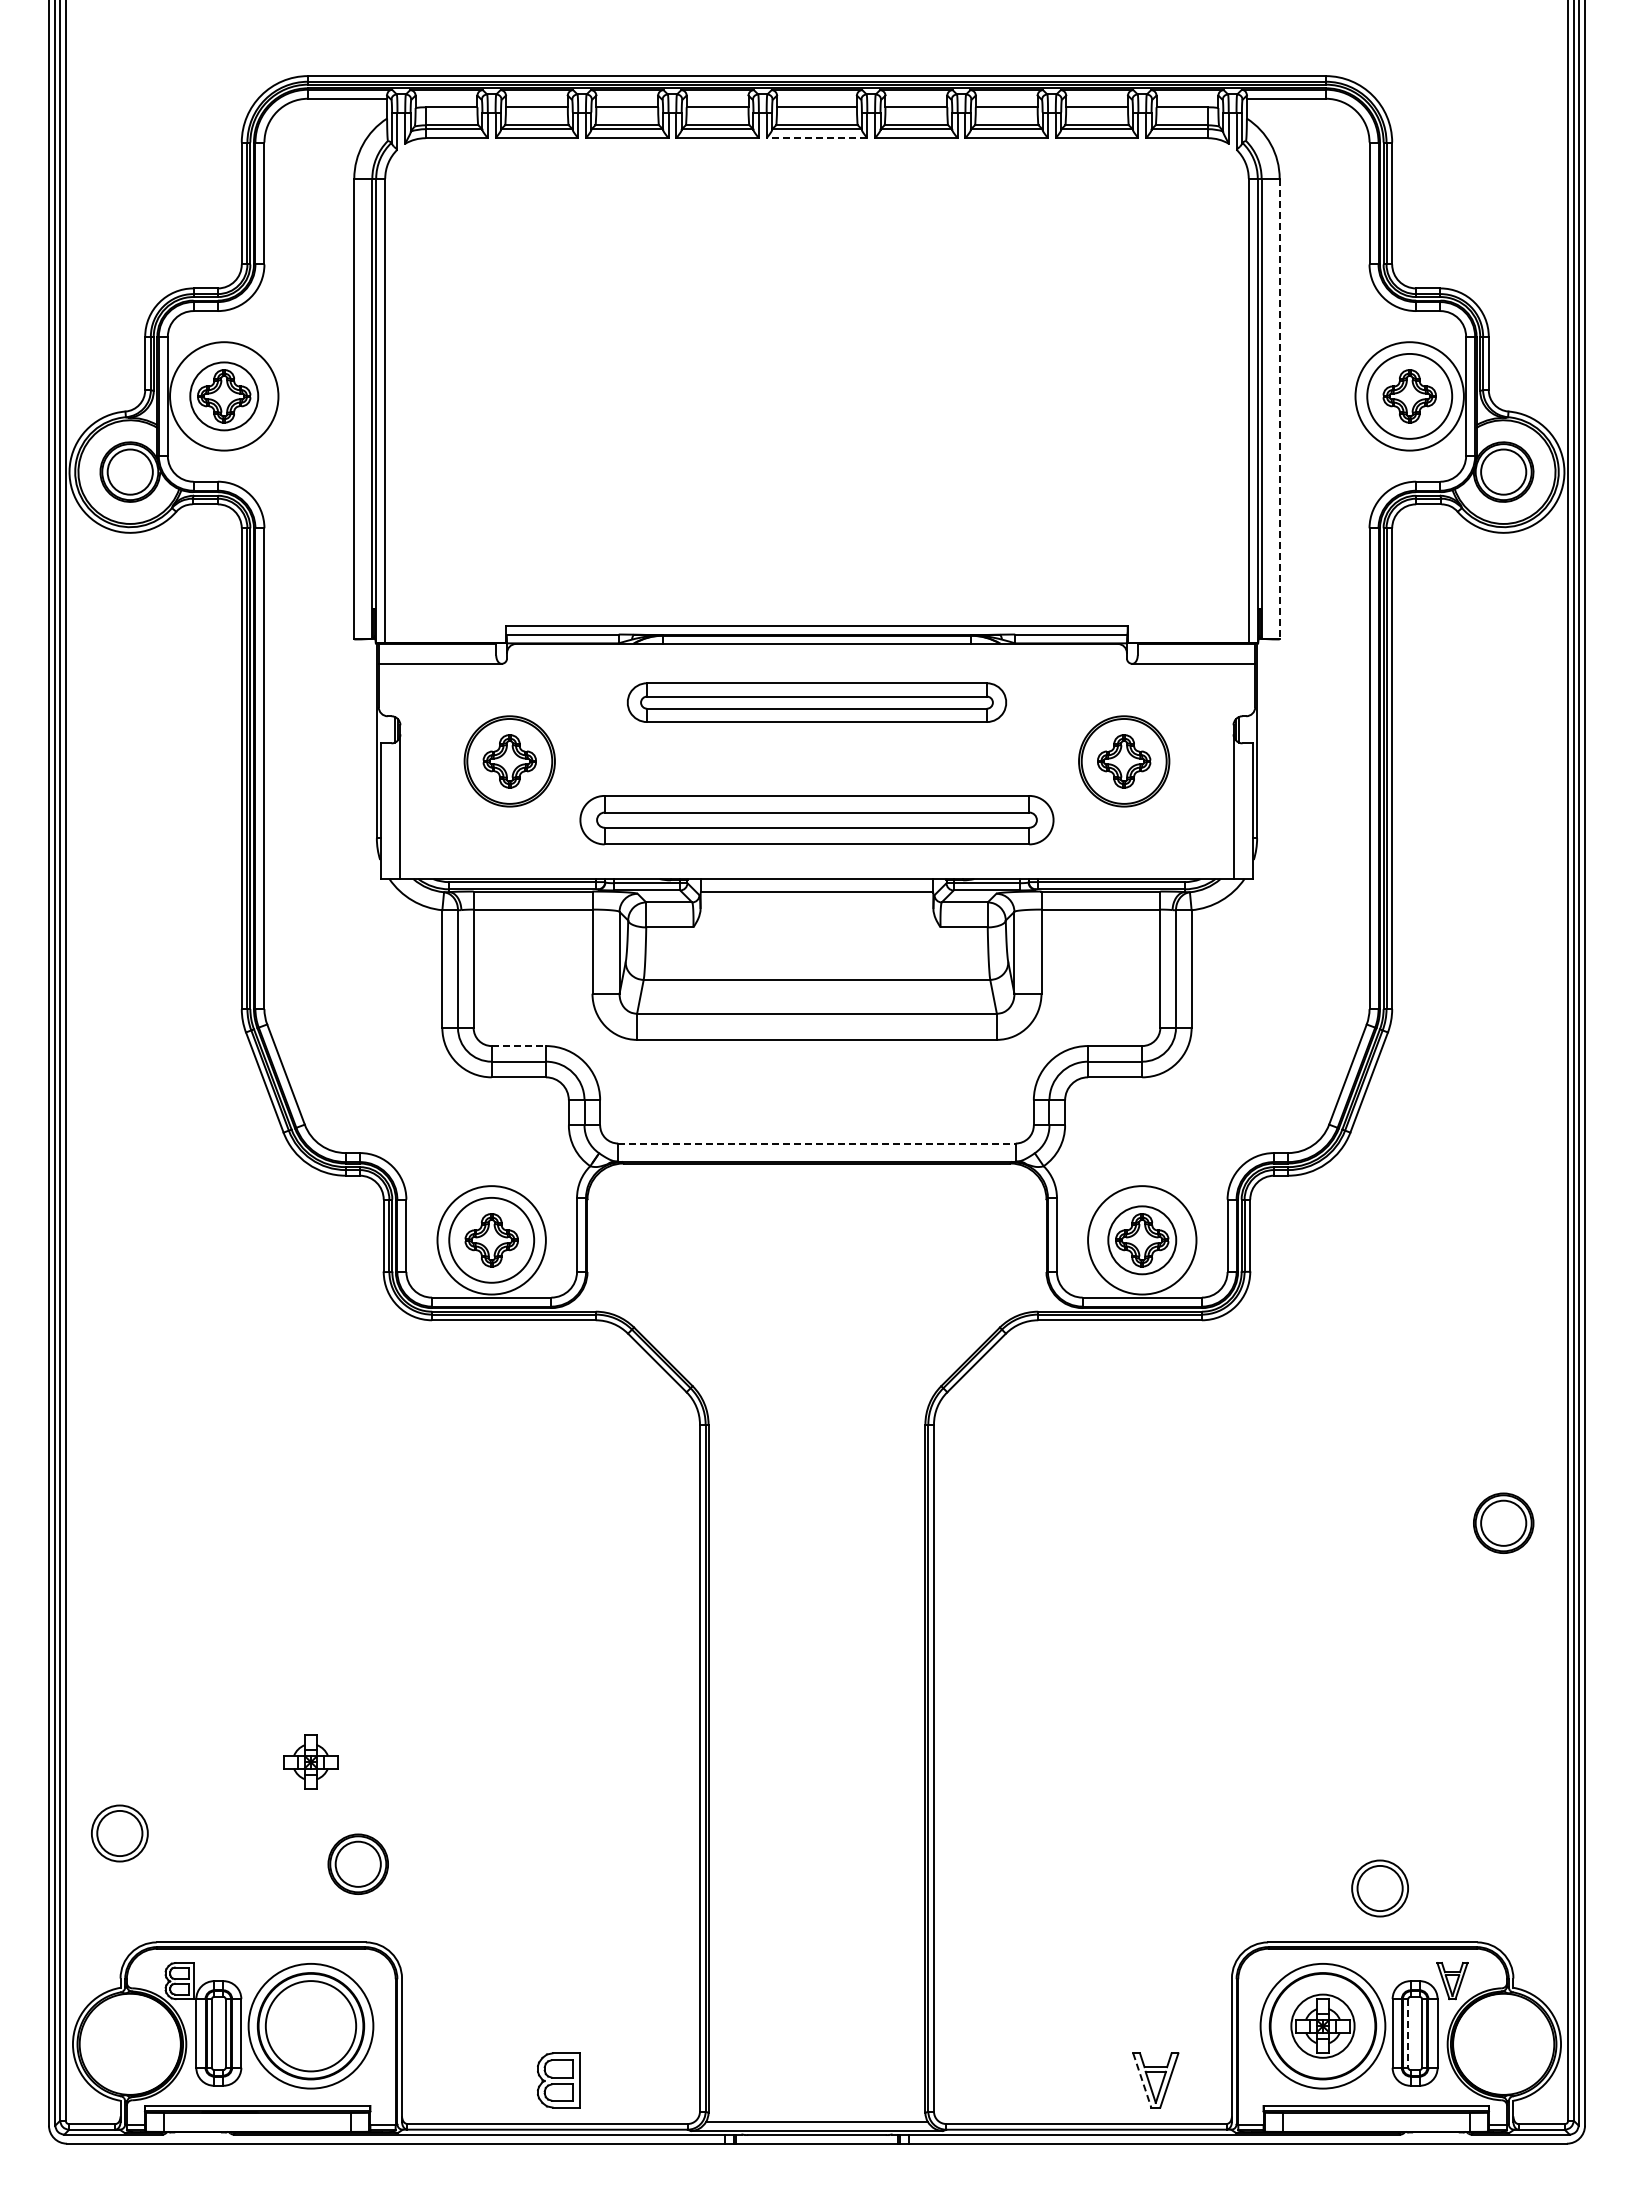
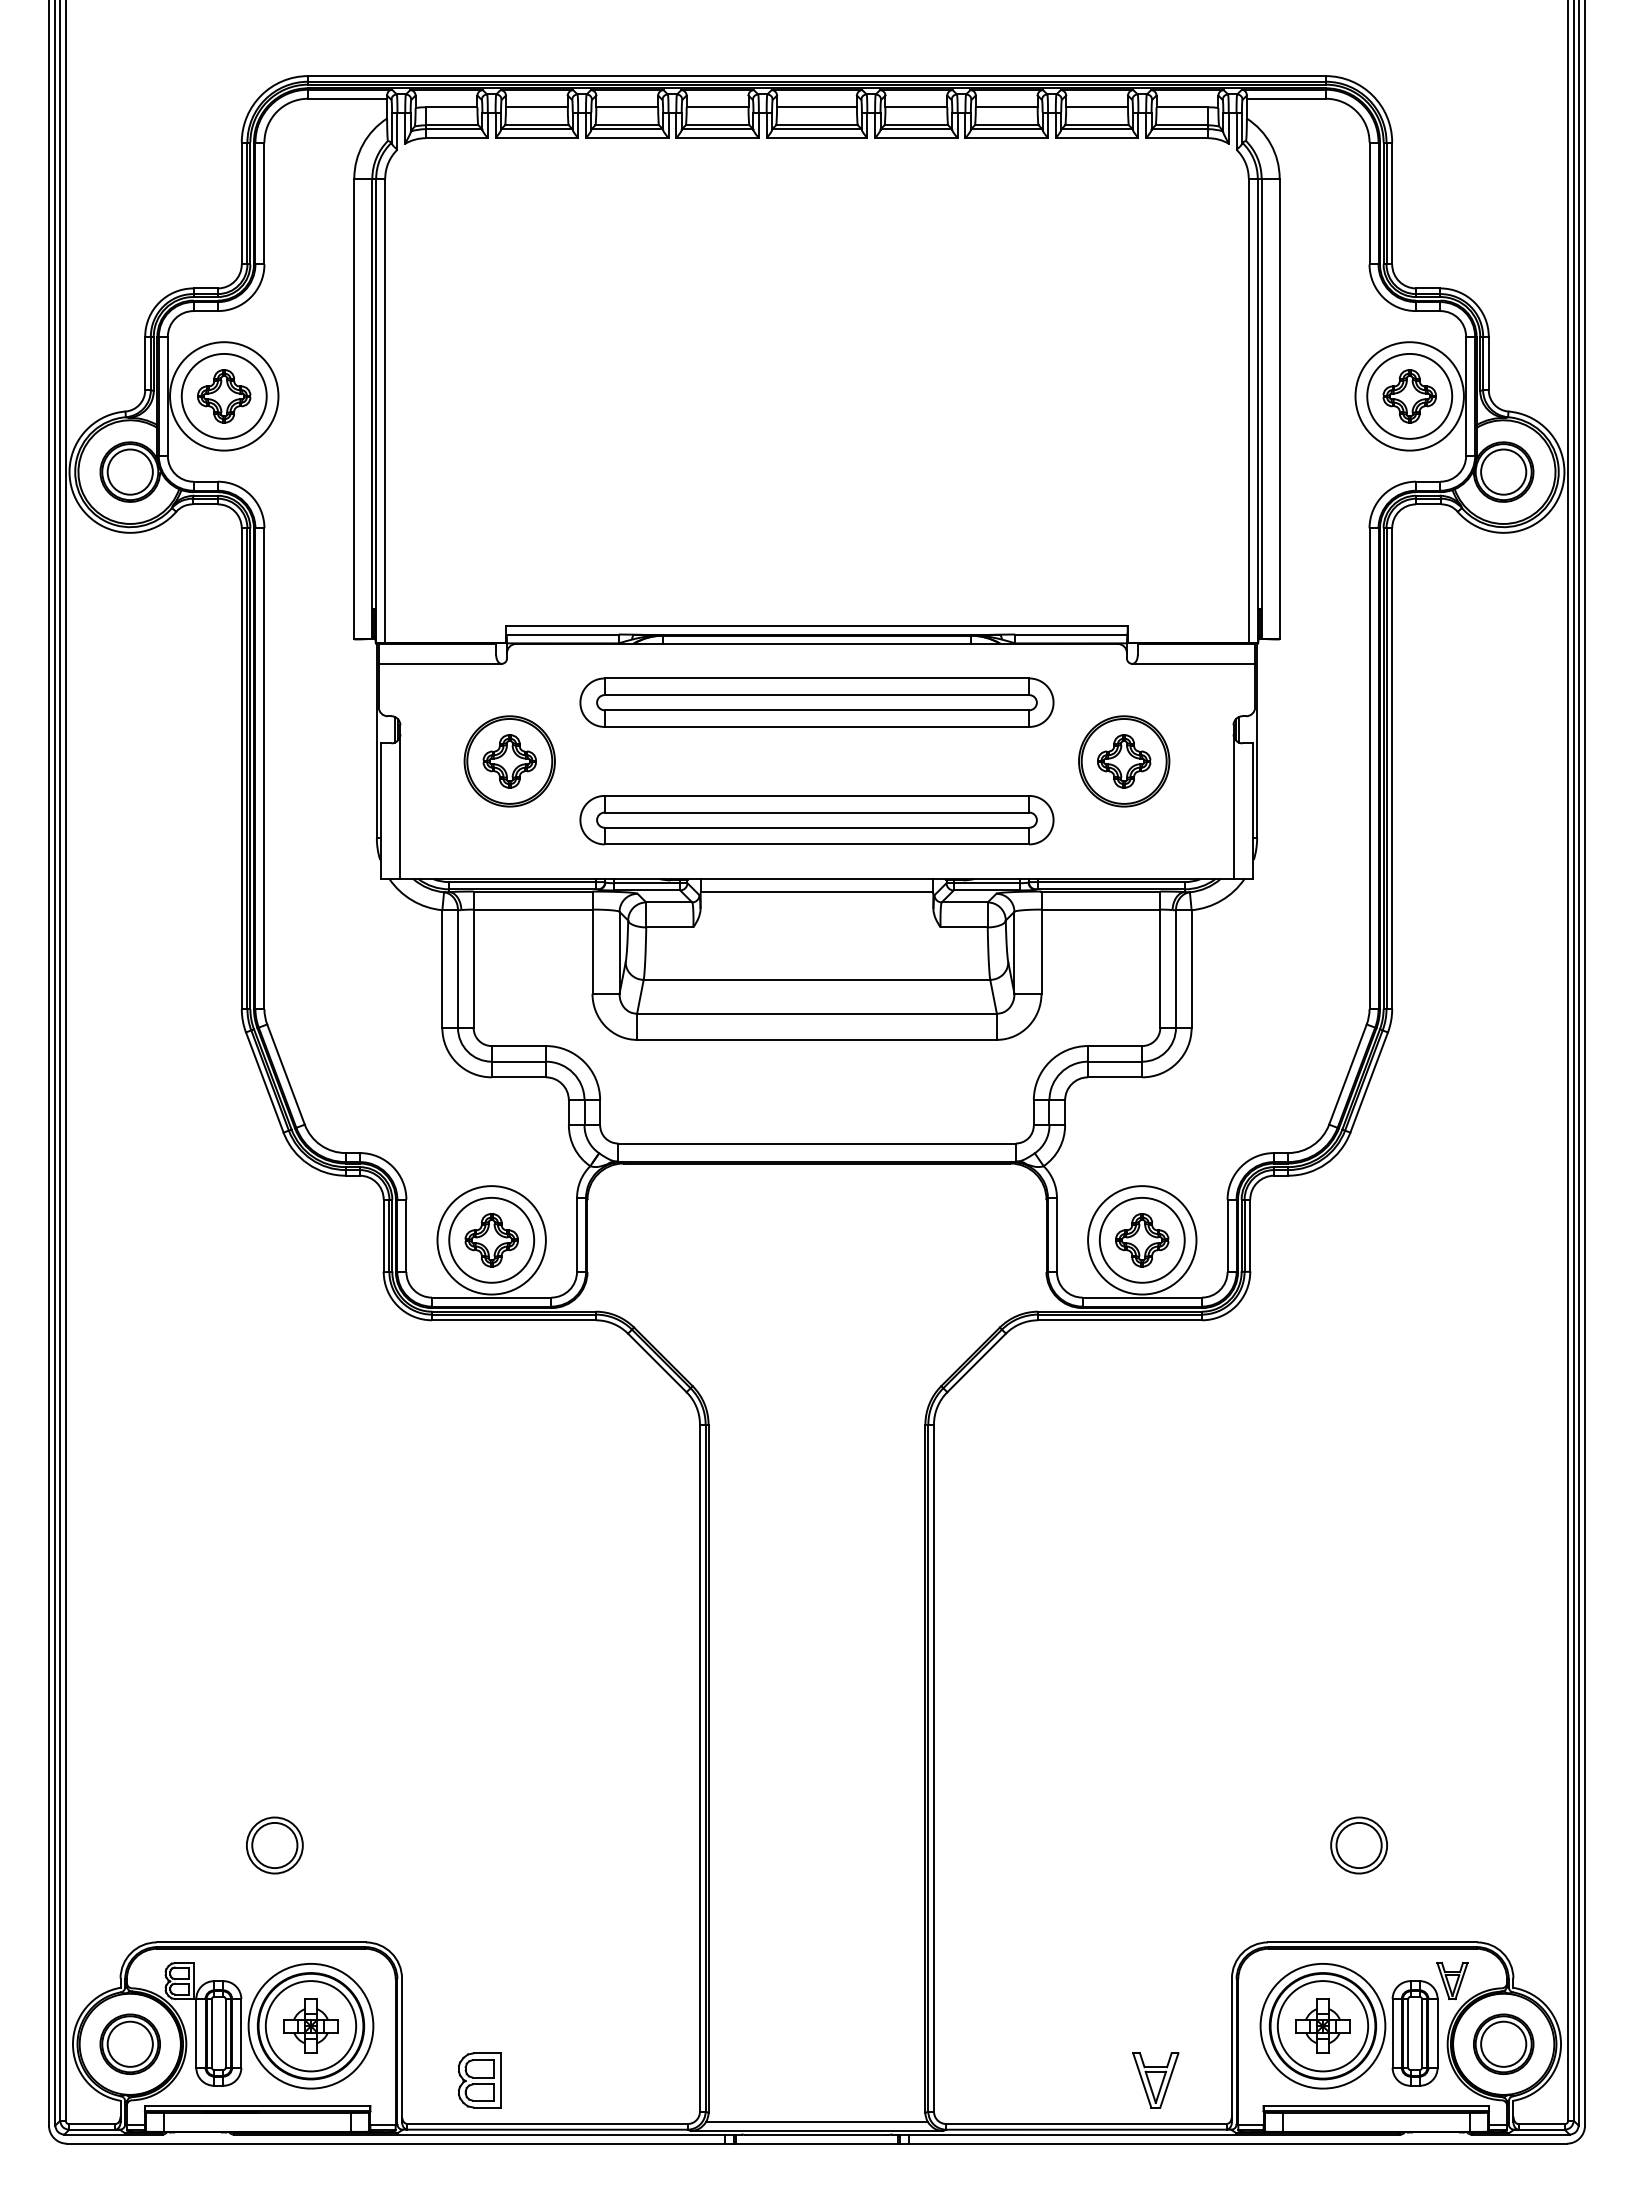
line: dashed -> solid (816, 138)
circle diameter: 68 px -> 85 px (223, 395)
line: dashed -> solid (1279, 409)
part size: 381x41 px -> 476x51 px (816, 702)
line: dashed -> solid (519, 1046)
line: dashed -> solid (816, 1143)
circle diameter: 68 px -> 85 px (1141, 1239)
part position: (1503, 1522) -> (1503, 2043) (1503, 2043)
part position: (310, 1761) -> (310, 2025) (310, 2025)
part position: (119, 1833) -> (274, 1845) (274, 1845)
part position: (357, 1863) -> (129, 2043) (129, 2043)
part position: (1379, 1888) -> (1358, 1845) (1358, 1845)
circle diameter: 63 px -> 90 px (1322, 2026)
line: dashed -> solid (1408, 2033)
part position: (558, 2080) -> (479, 2080) (479, 2080)
line: dashed -> solid (1142, 2080)
